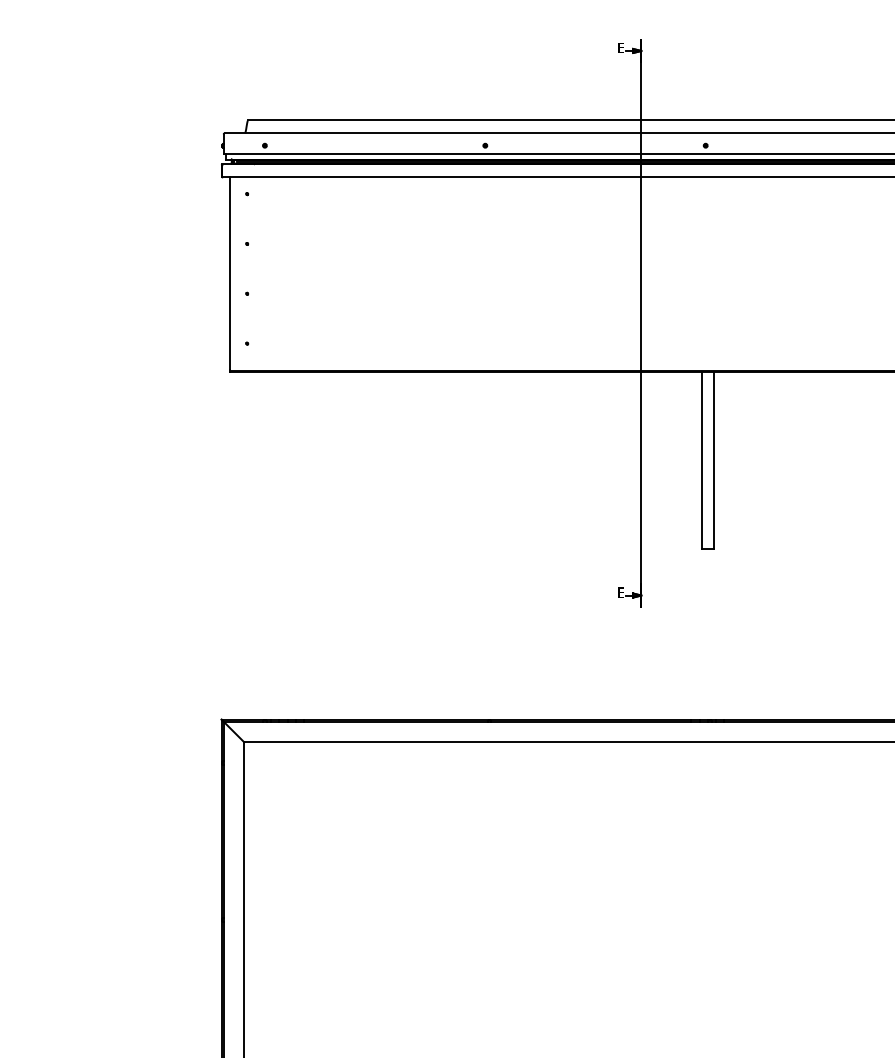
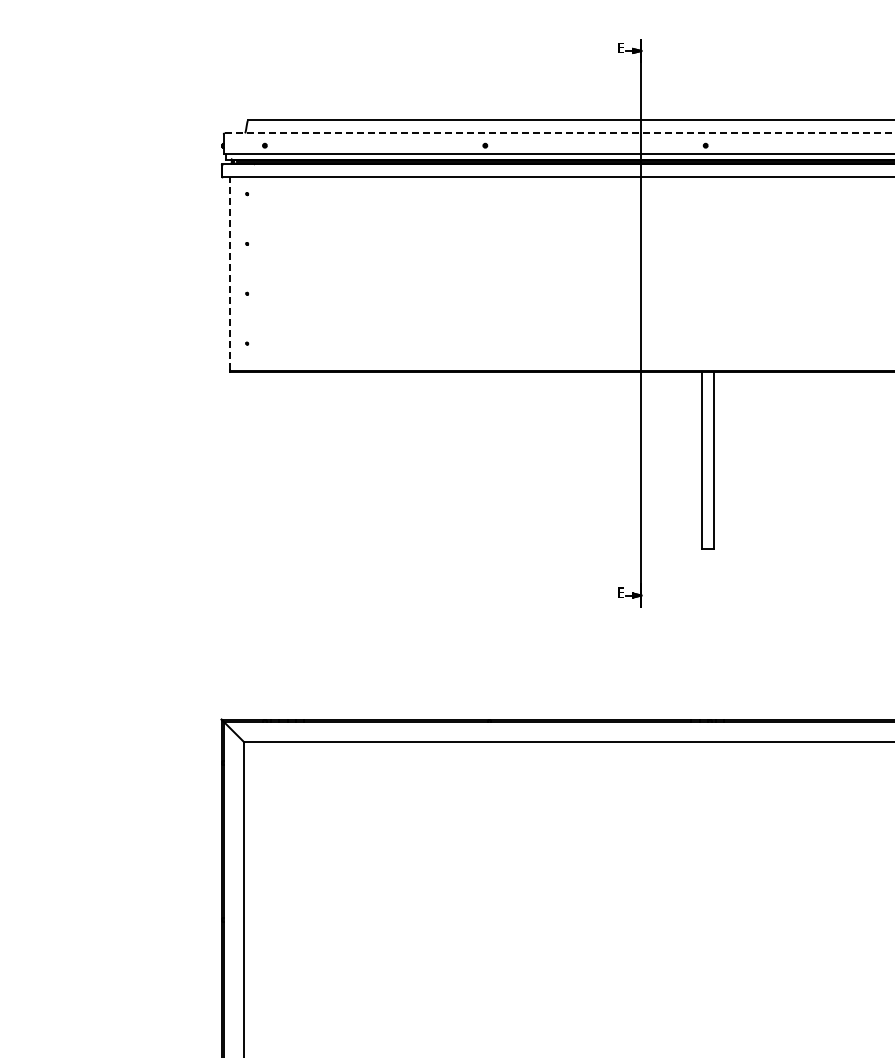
line: solid -> dashed (559, 133)
line: solid -> dashed (229, 273)
